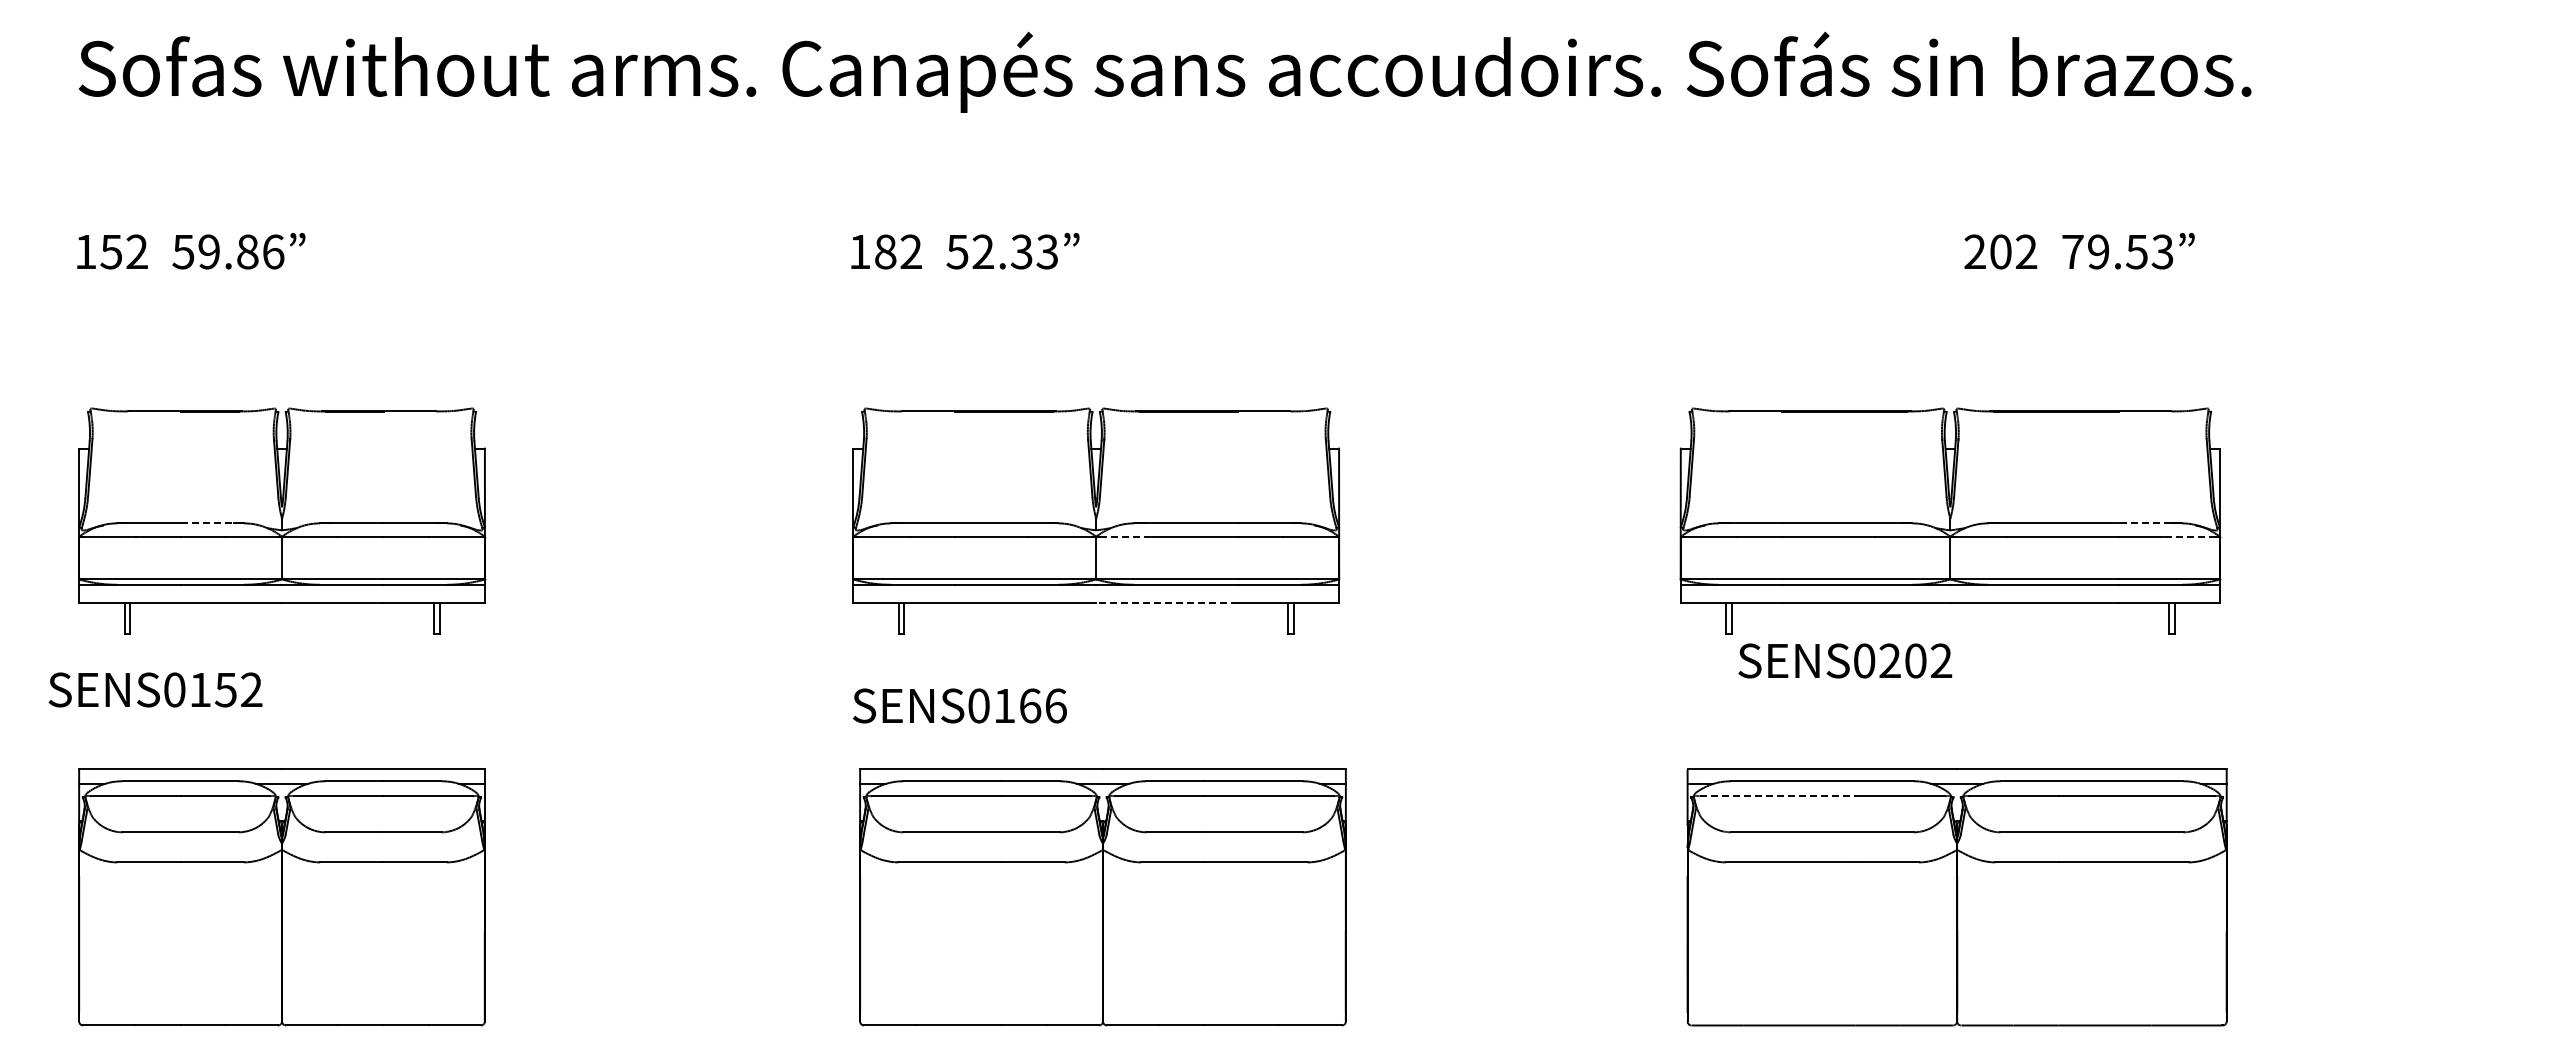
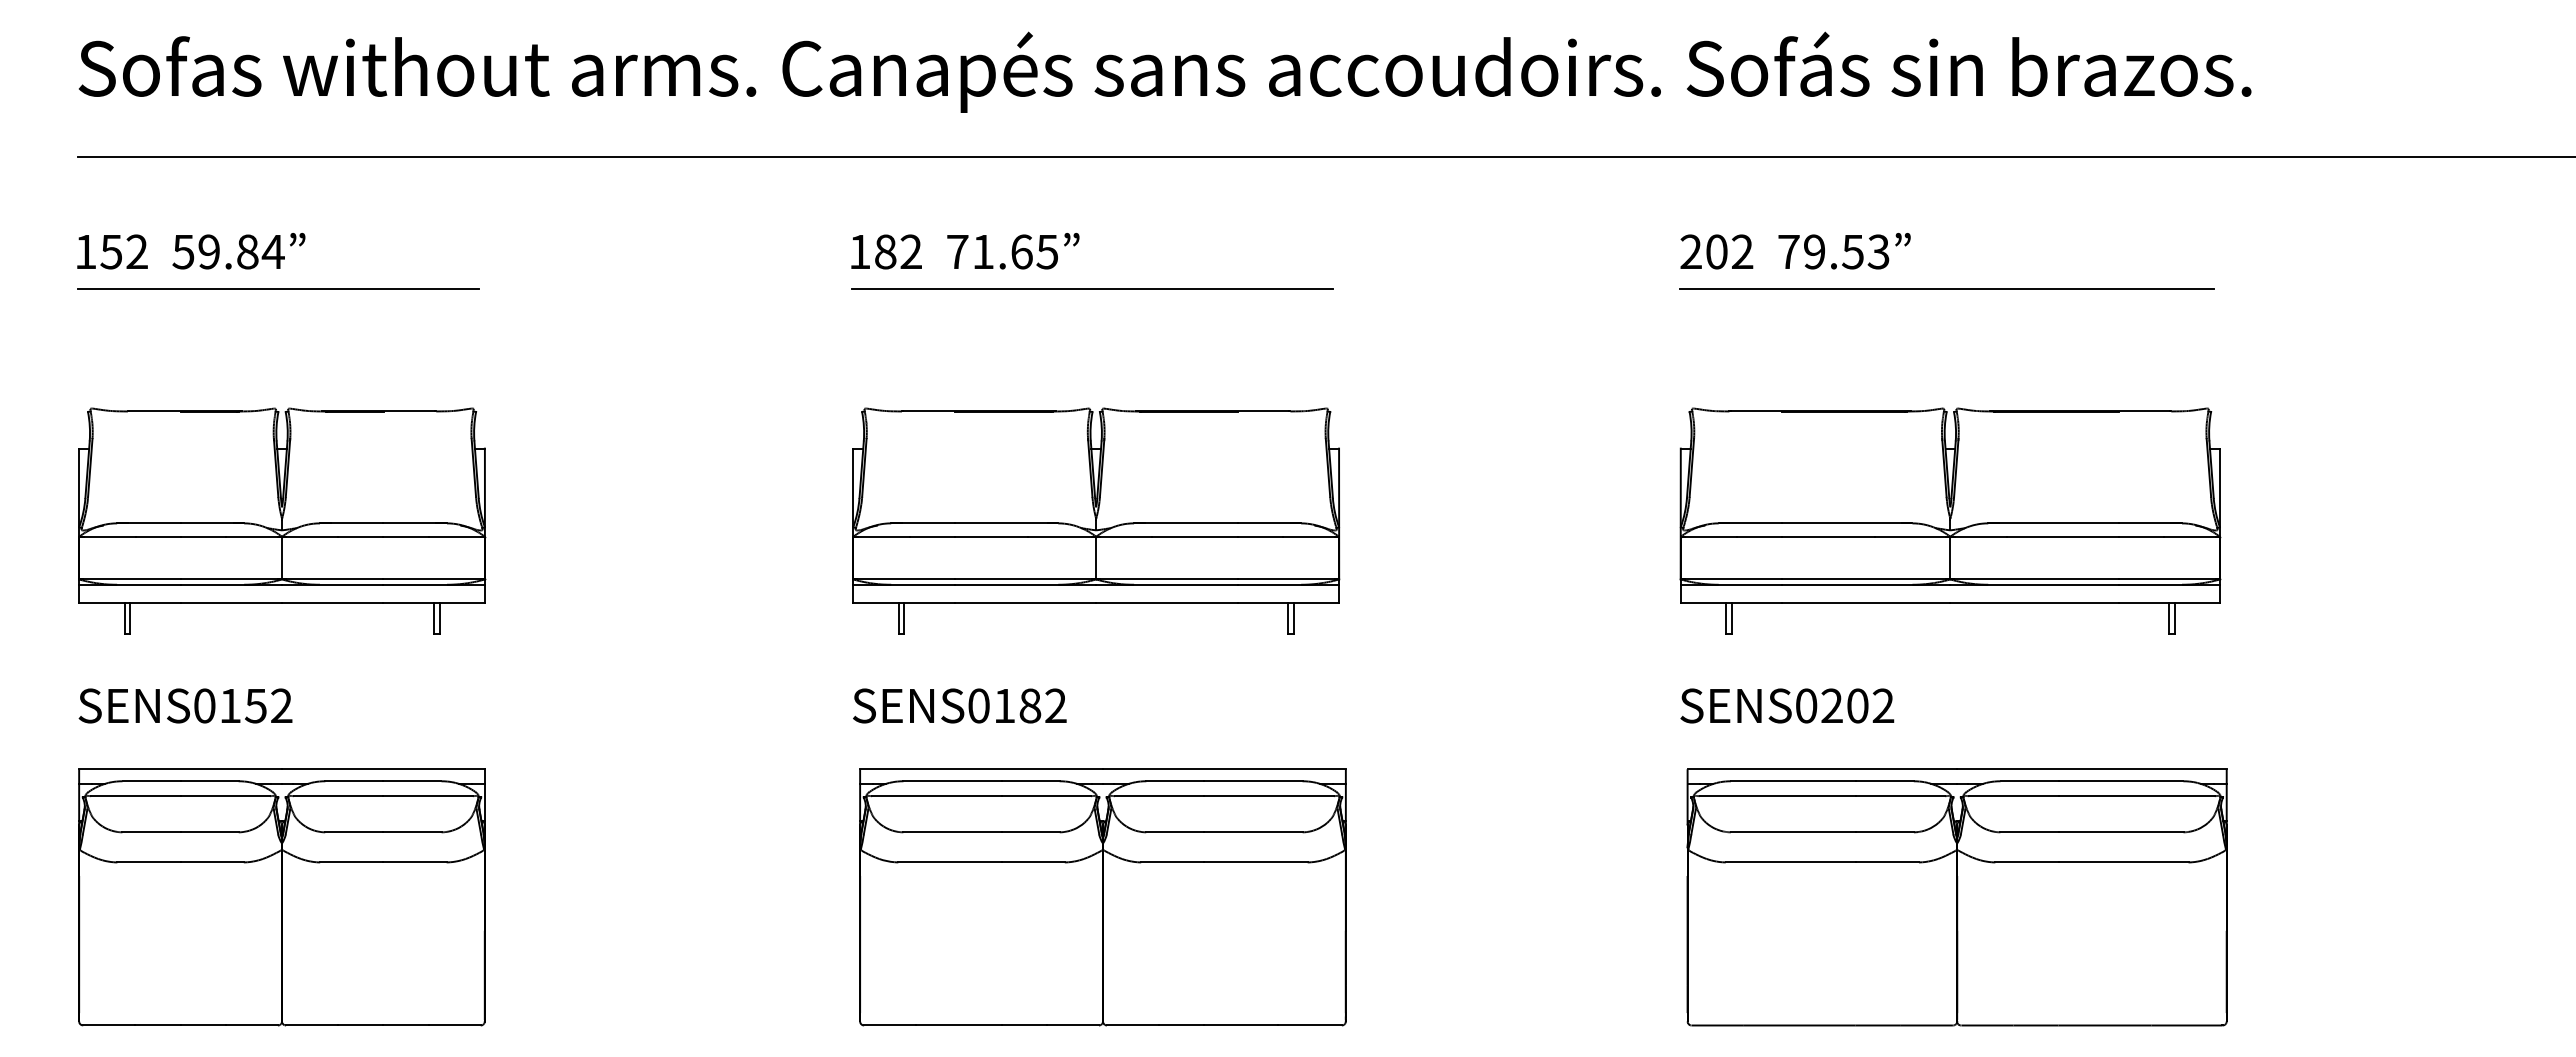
line: none -> present (1325, 156)
text: 59.86 -> 59.84 (272, 251)
text: 52.33 -> 71.65 (1001, 251)
text position: (2079, 251) -> (1795, 251) (1795, 251)
line: none -> present (1946, 288)
line: none -> present (278, 289)
line: none -> present (1092, 289)
line: dashed -> solid (207, 523)
line: dashed -> solid (2144, 523)
line: dashed -> solid (1126, 536)
line: dashed -> solid (2189, 536)
line: dashed -> solid (1166, 603)
text position: (1845, 660) -> (1787, 705) (1787, 705)
text position: (155, 689) -> (185, 705) (185, 705)
text: SENS0166 -> SENS0182 (1042, 705)
line: dashed -> solid (1778, 796)
